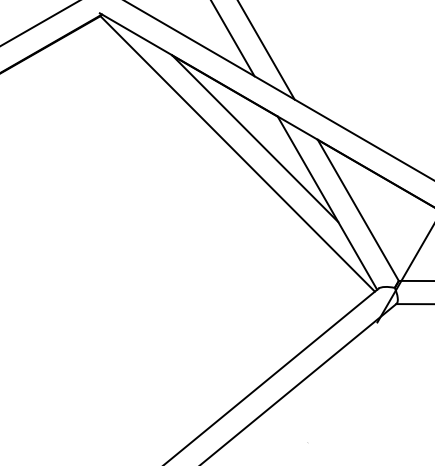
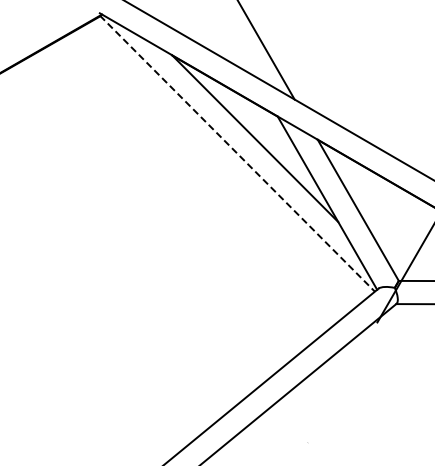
line: present -> none (39, 23)
line: present -> none (233, 39)
line: solid -> dashed (237, 153)
